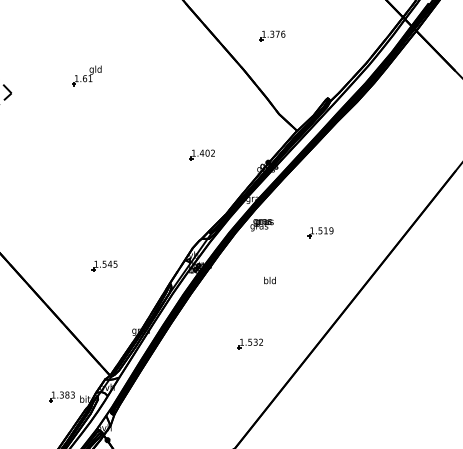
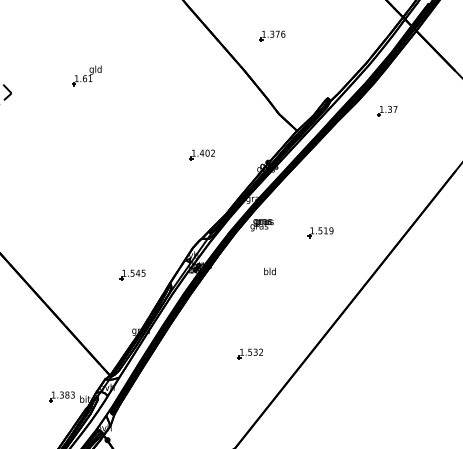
part: none -> present (387, 110)
part position: (104, 265) -> (132, 274) (132, 274)
text position: (269, 280) -> (269, 271) (269, 271)
part position: (249, 343) -> (249, 353) (249, 353)
